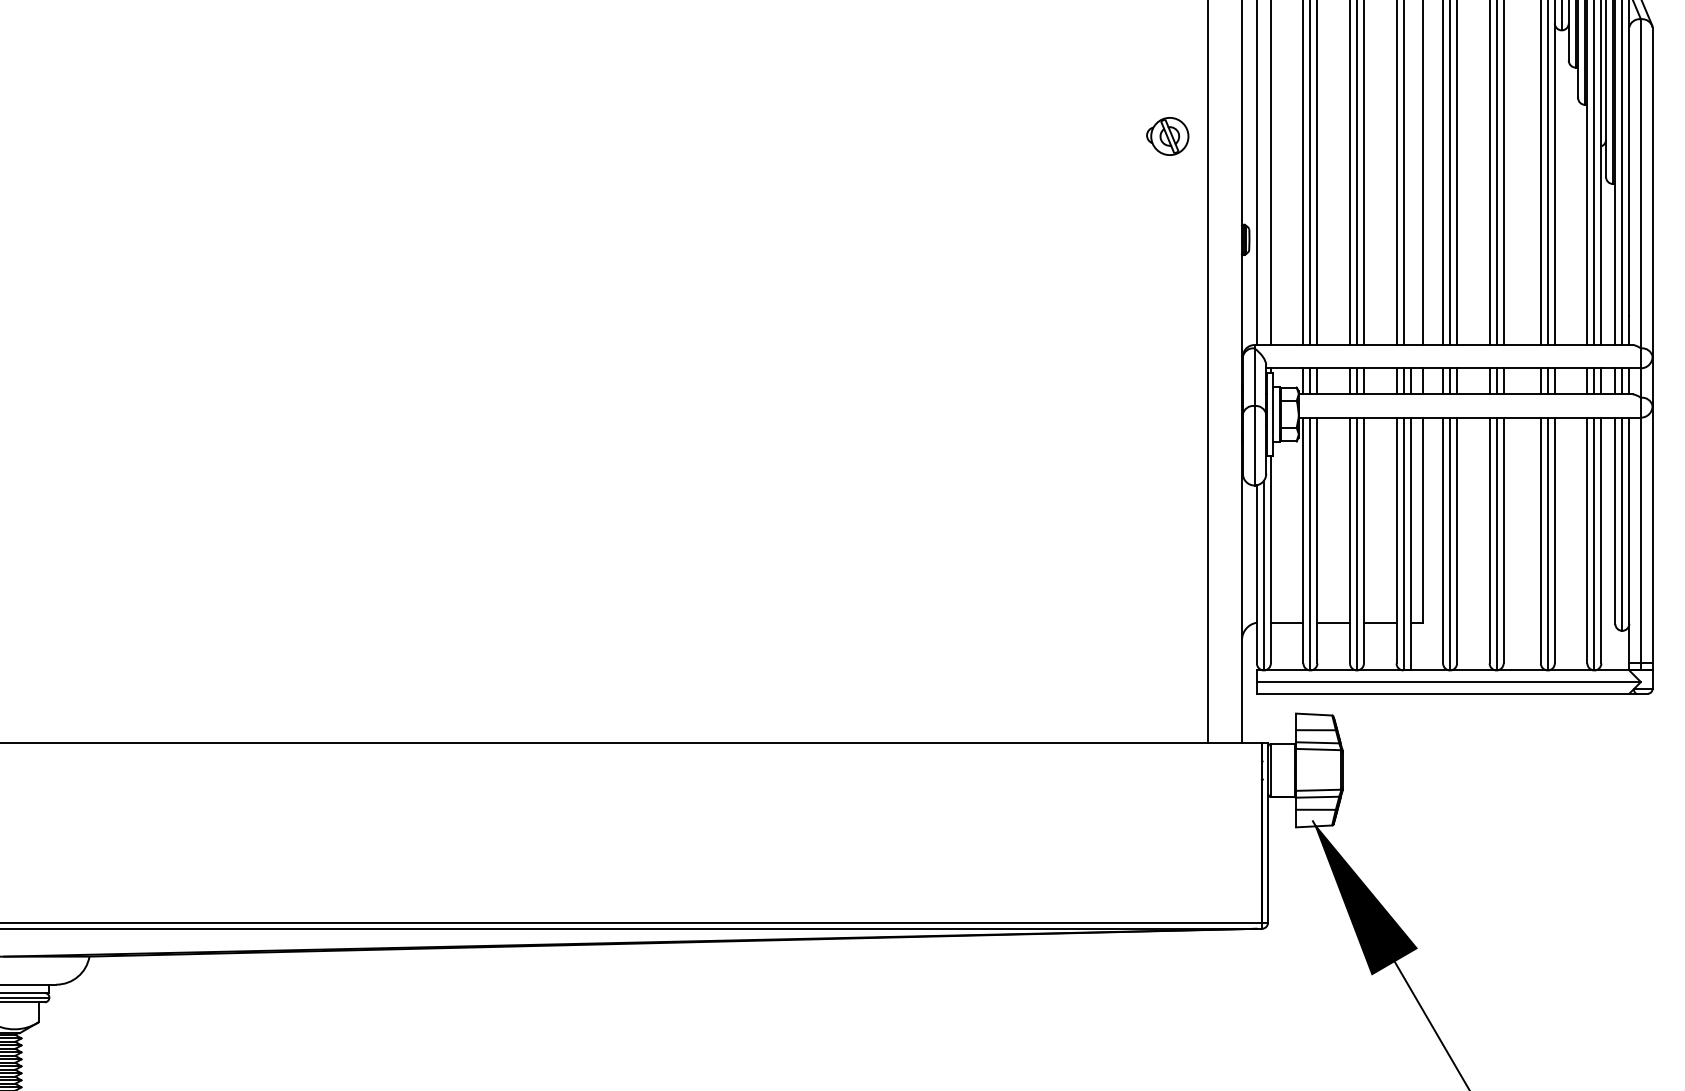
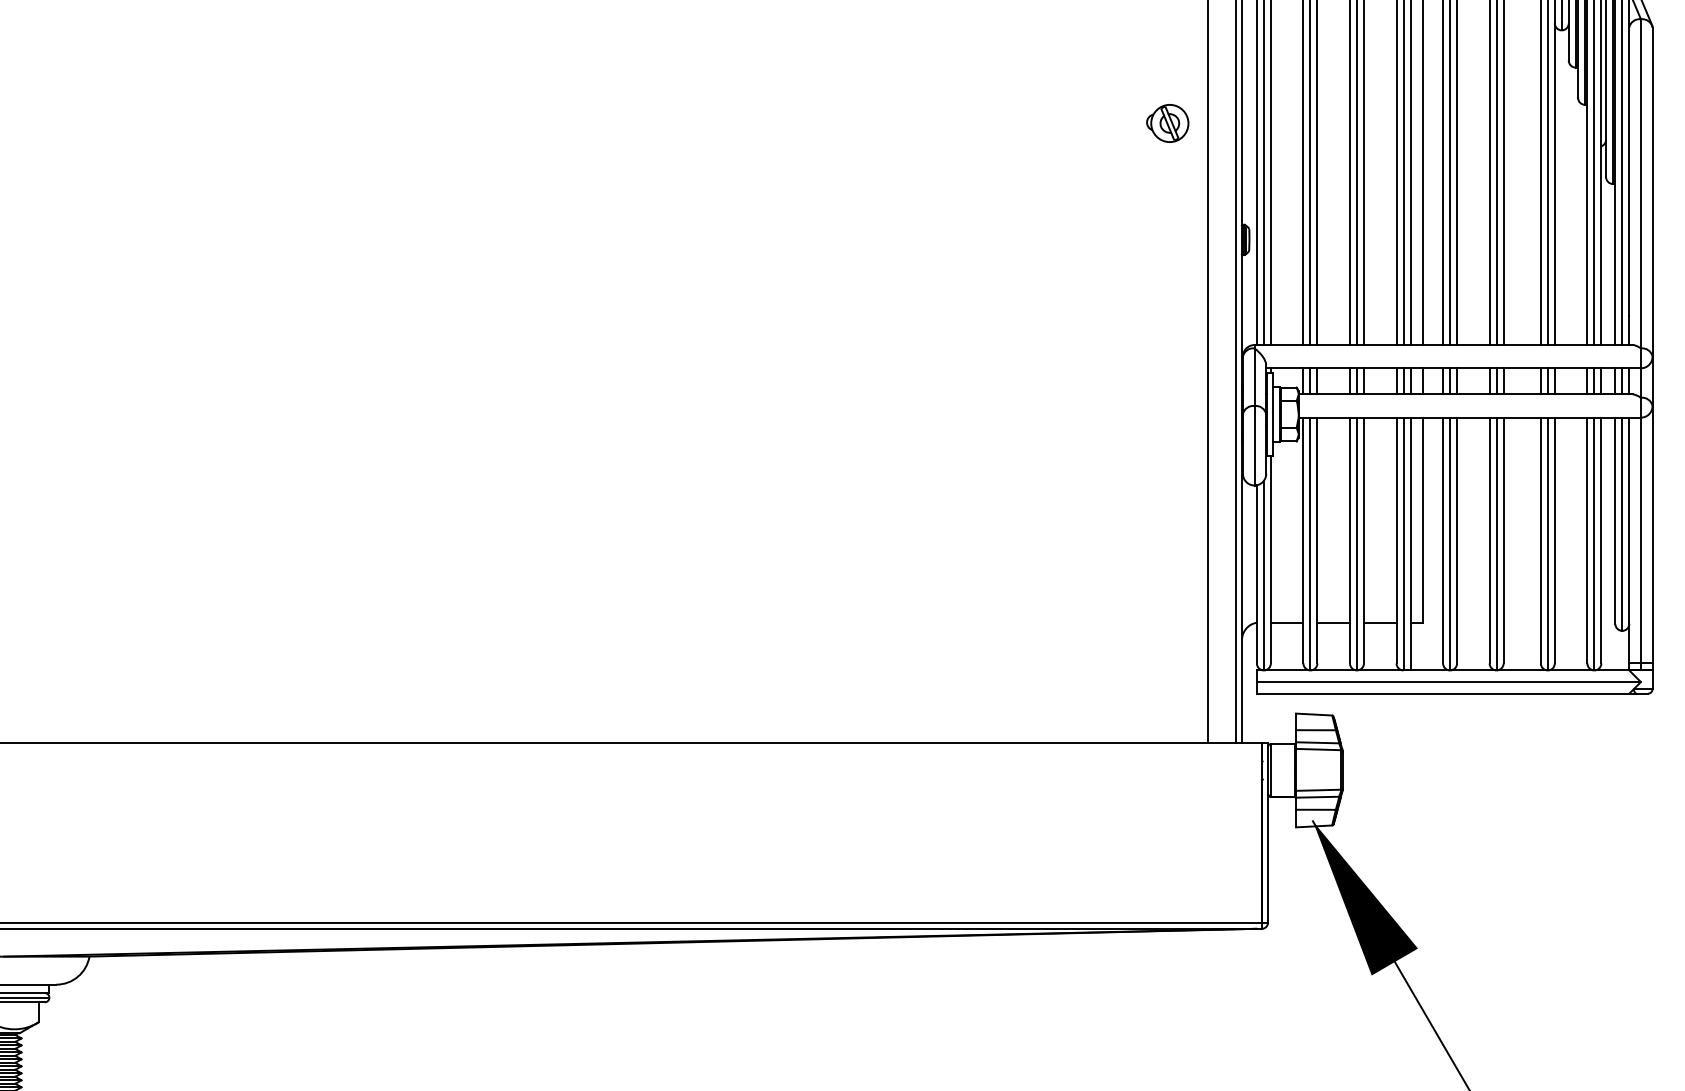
part position: (1167, 136) -> (1167, 123) (1167, 123)
line: none -> present (1263, 173)
line: none -> present (1410, 173)
line: none -> present (1235, 372)
